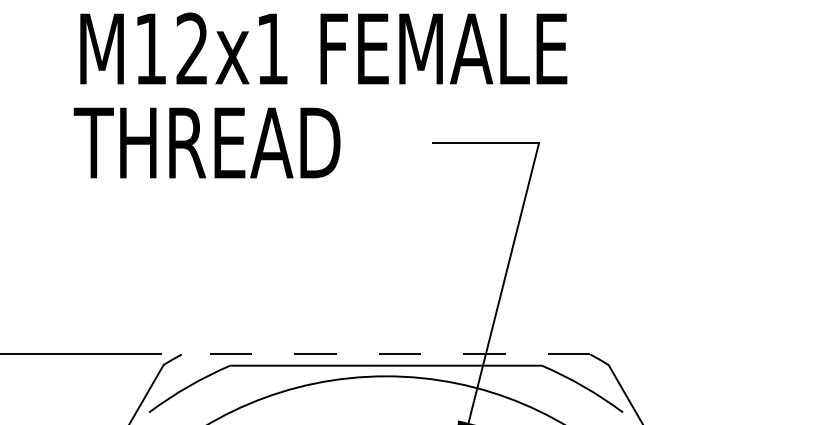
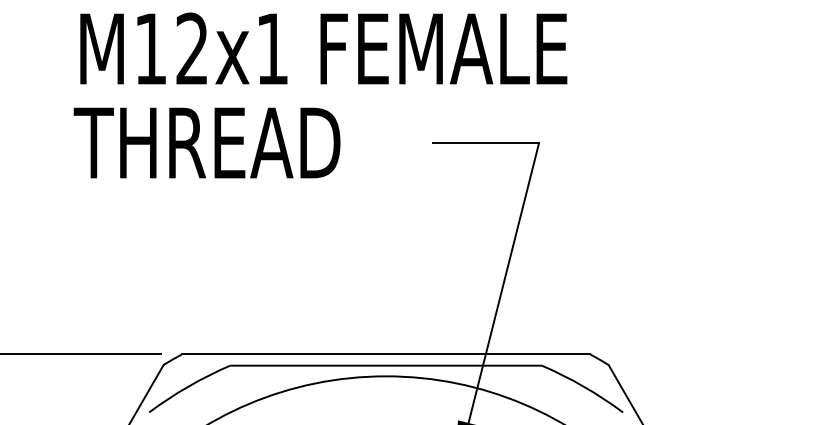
line: dashed -> solid (385, 354)
